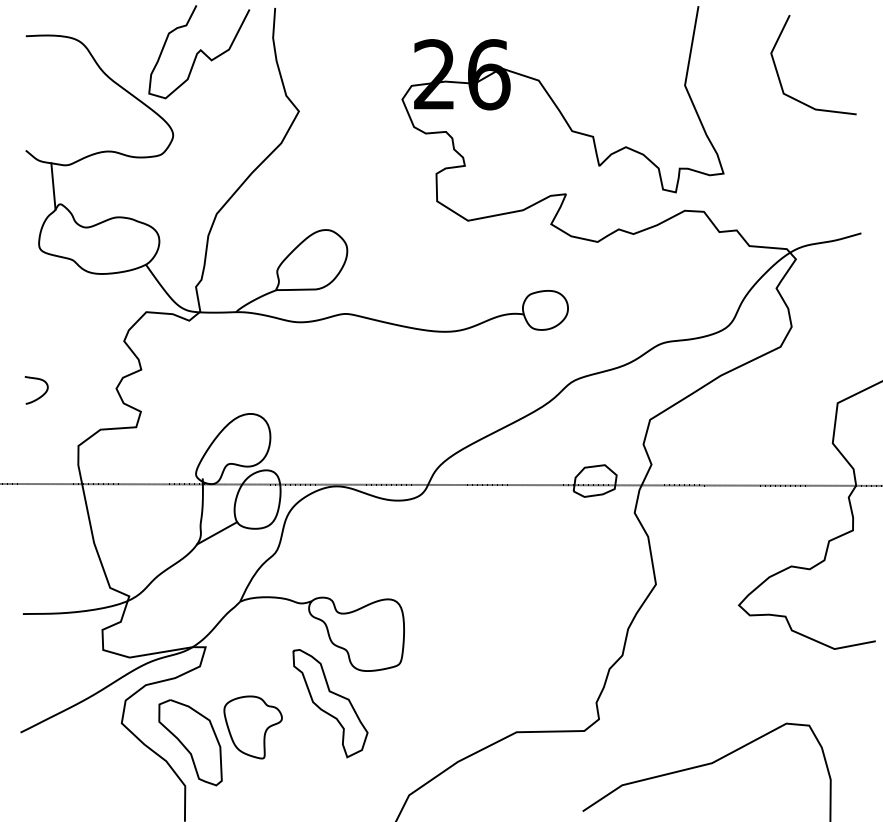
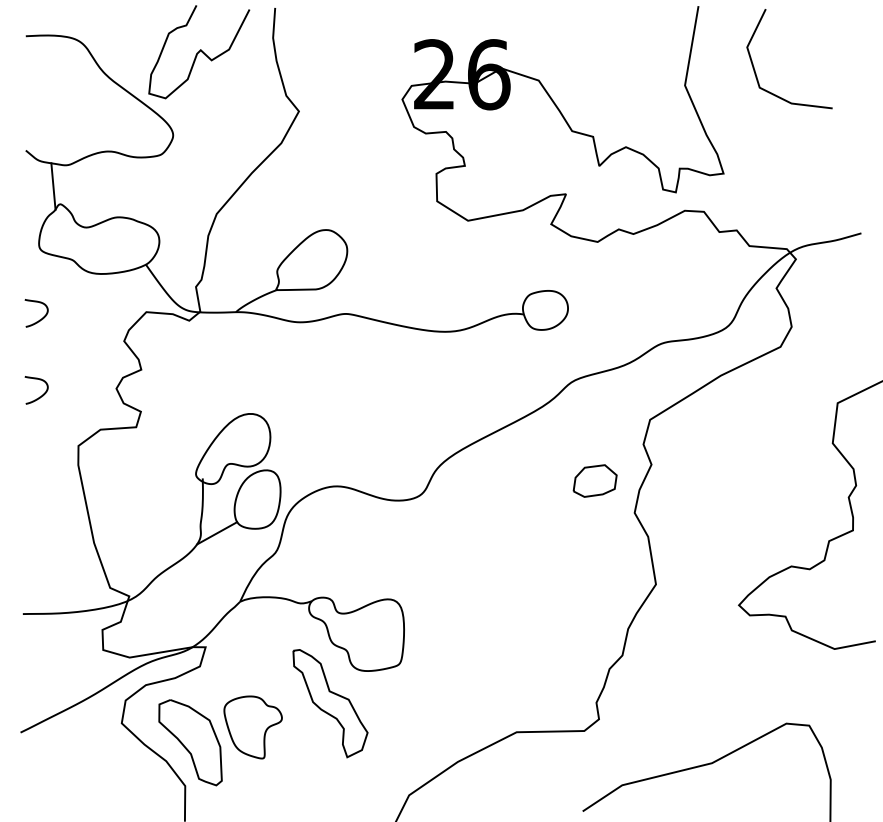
line position: (778, 72) -> (754, 66) (754, 66)
curve: none -> present (39, 319)
line: present -> none (440, 484)
